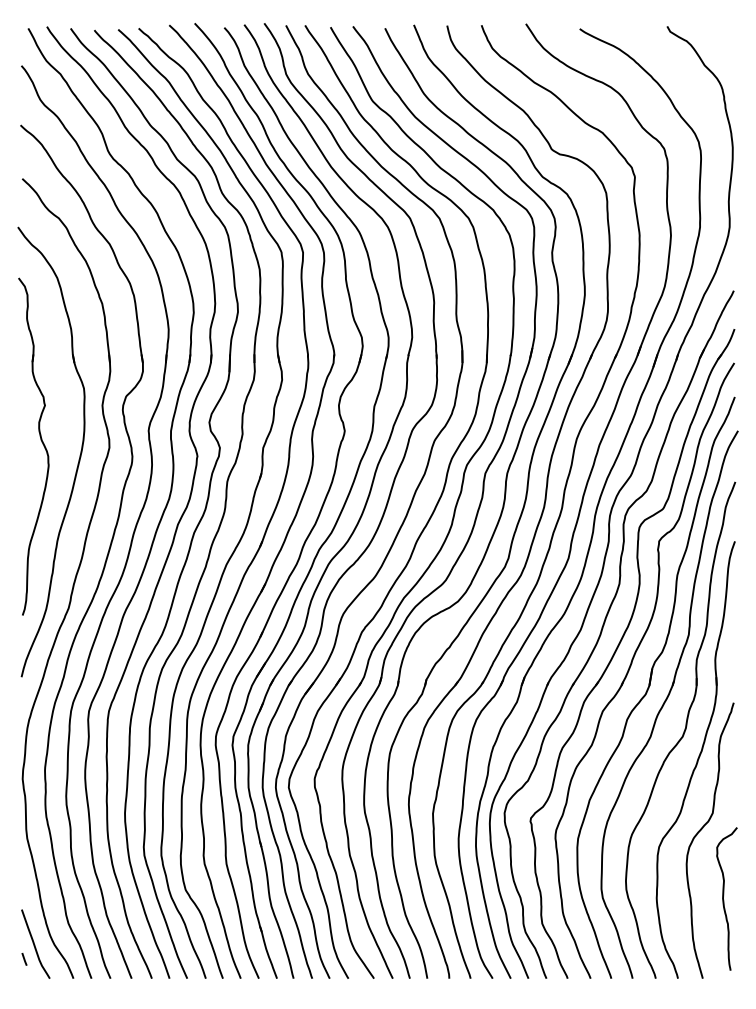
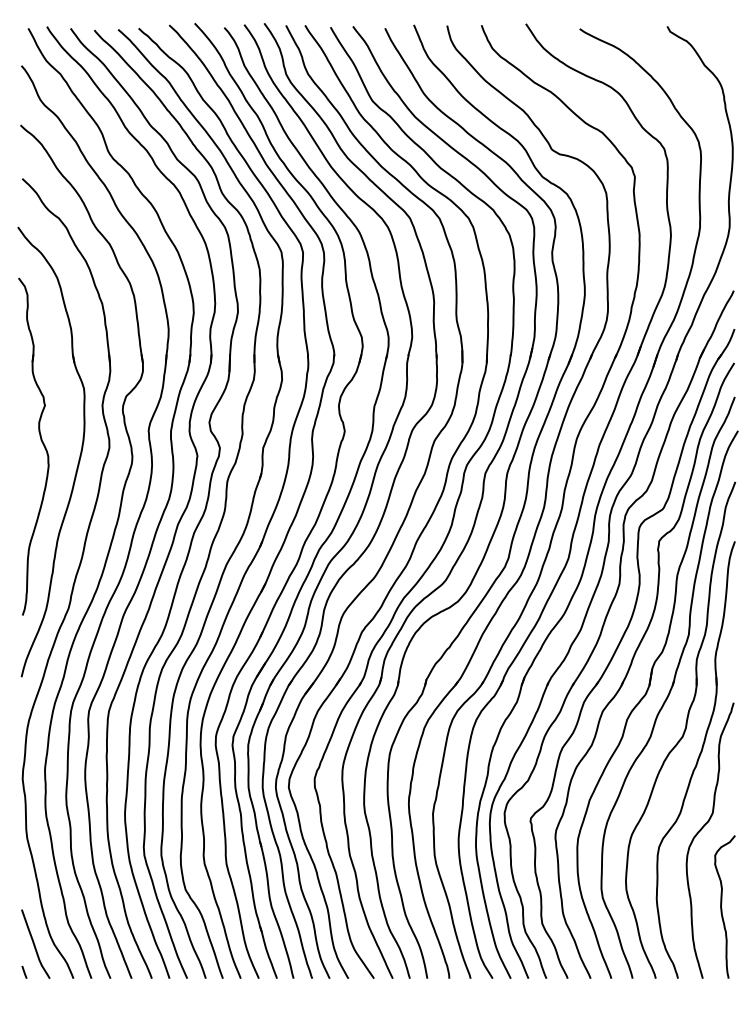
curve position: (724, 900) -> (722, 908) (722, 908)
line position: (24, 959) -> (24, 972) (24, 972)
